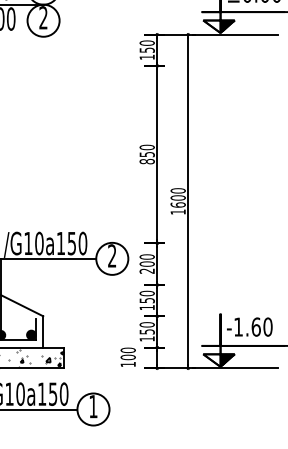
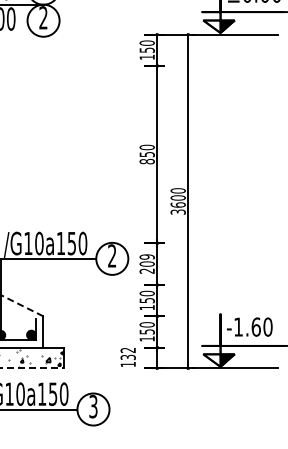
text: 1600 -> 3600 (177, 211)
text: 200 -> 209 (147, 256)
line: solid -> dashed (21, 305)
text: 100 -> 132 (127, 353)
line: solid -> dashed (32, 368)
text: 1 -> 3 (93, 406)
